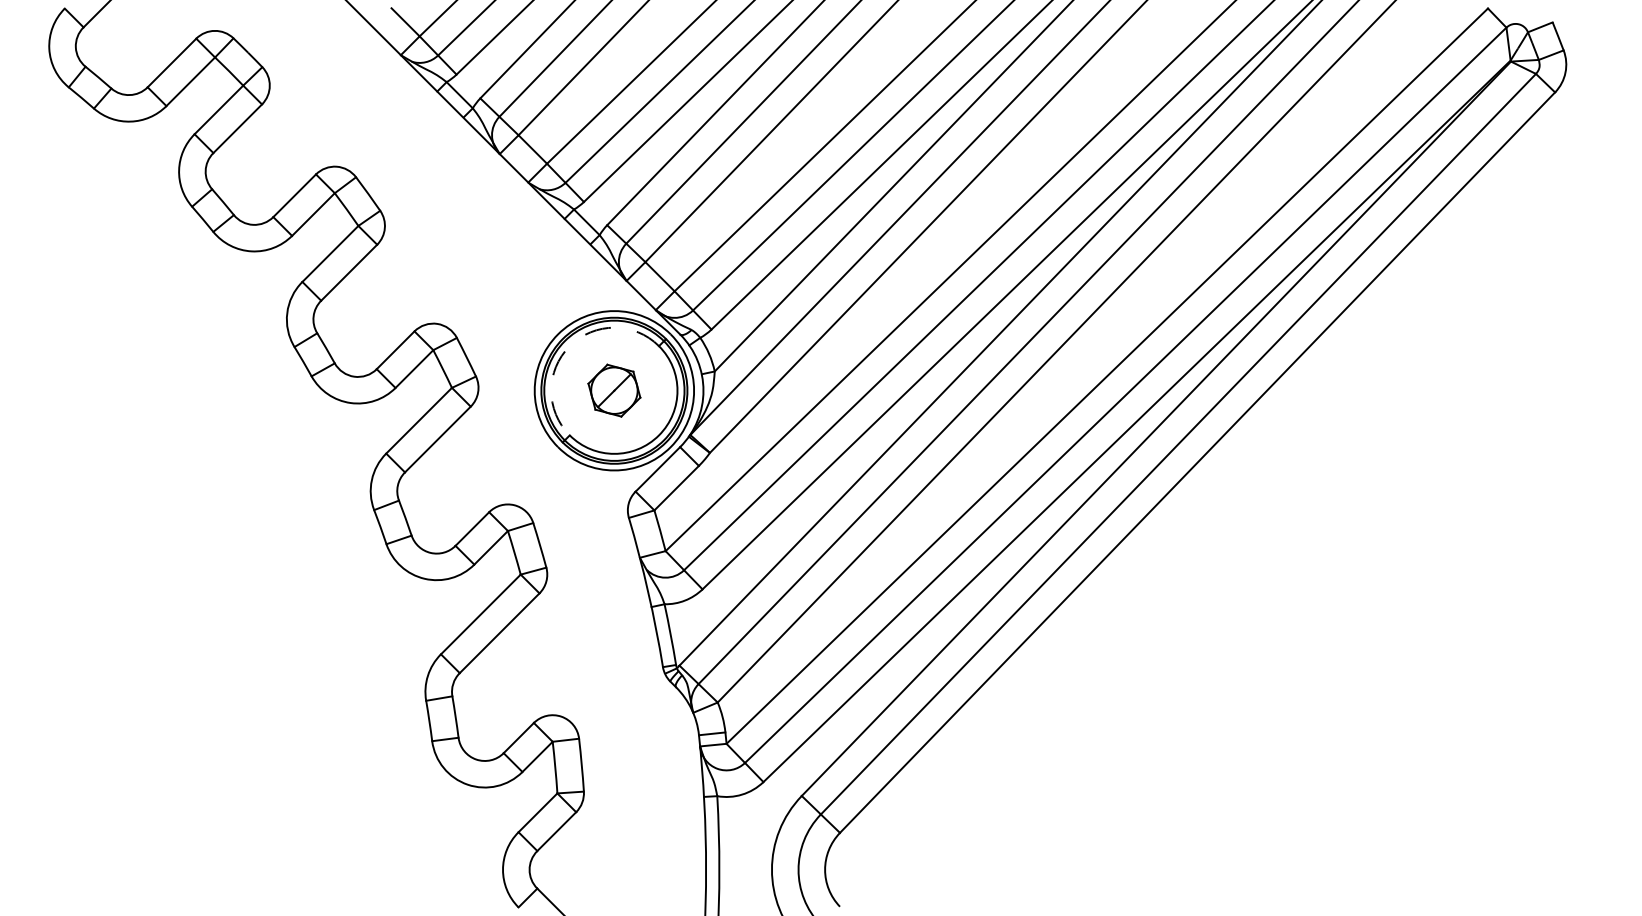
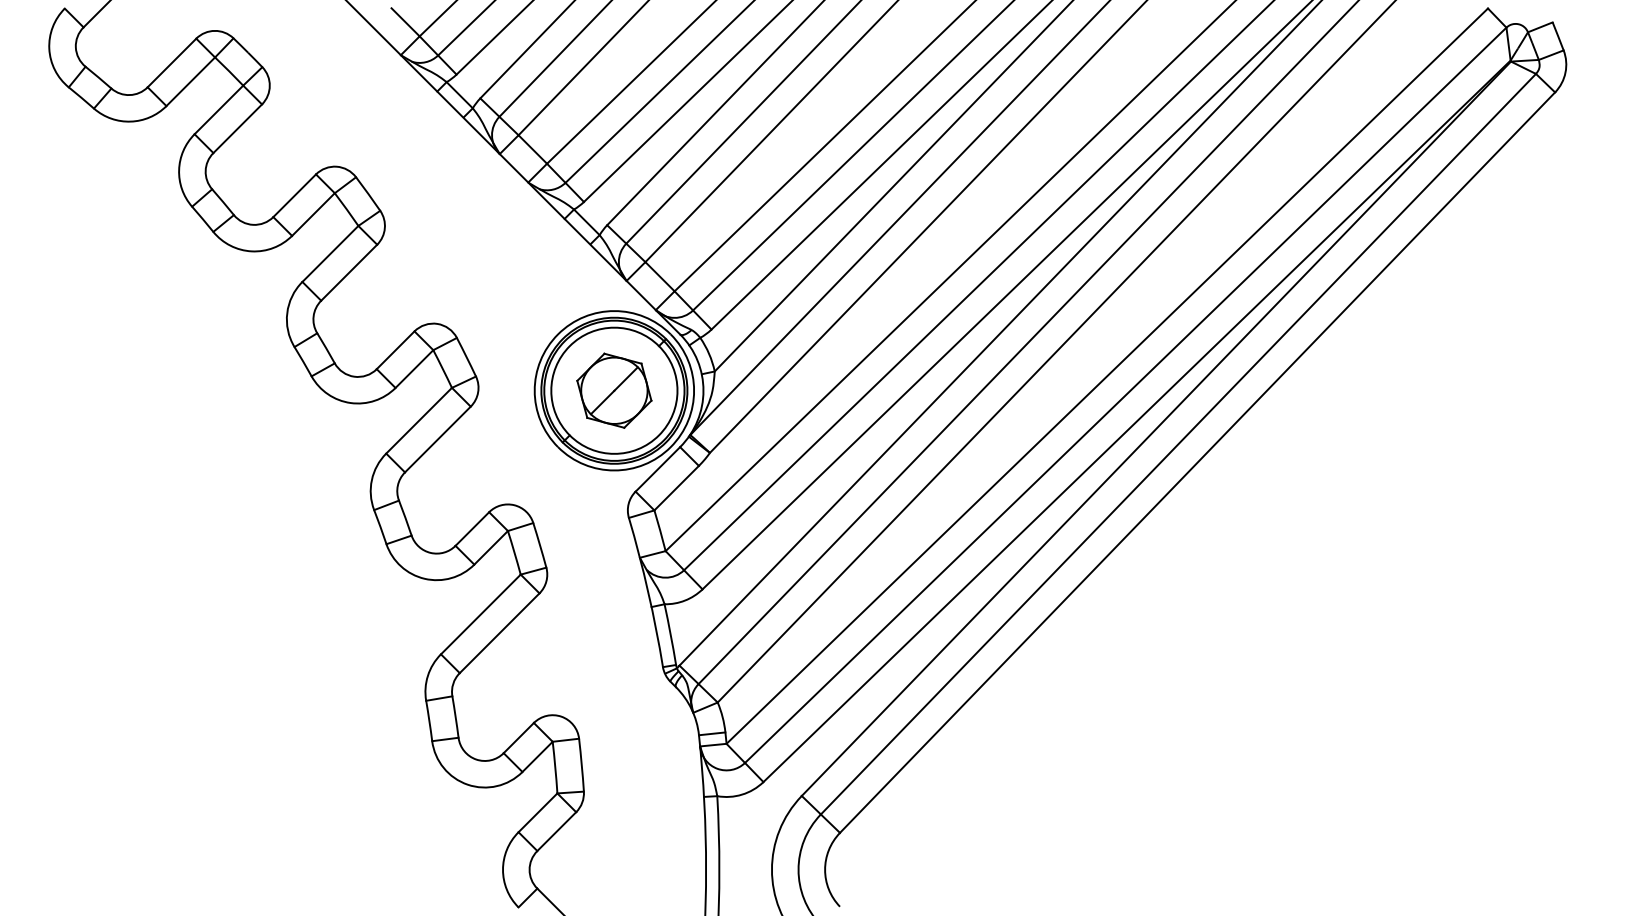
arc: dashed -> solid (569, 346)
part size: 55x55 px -> 77x77 px (614, 390)
